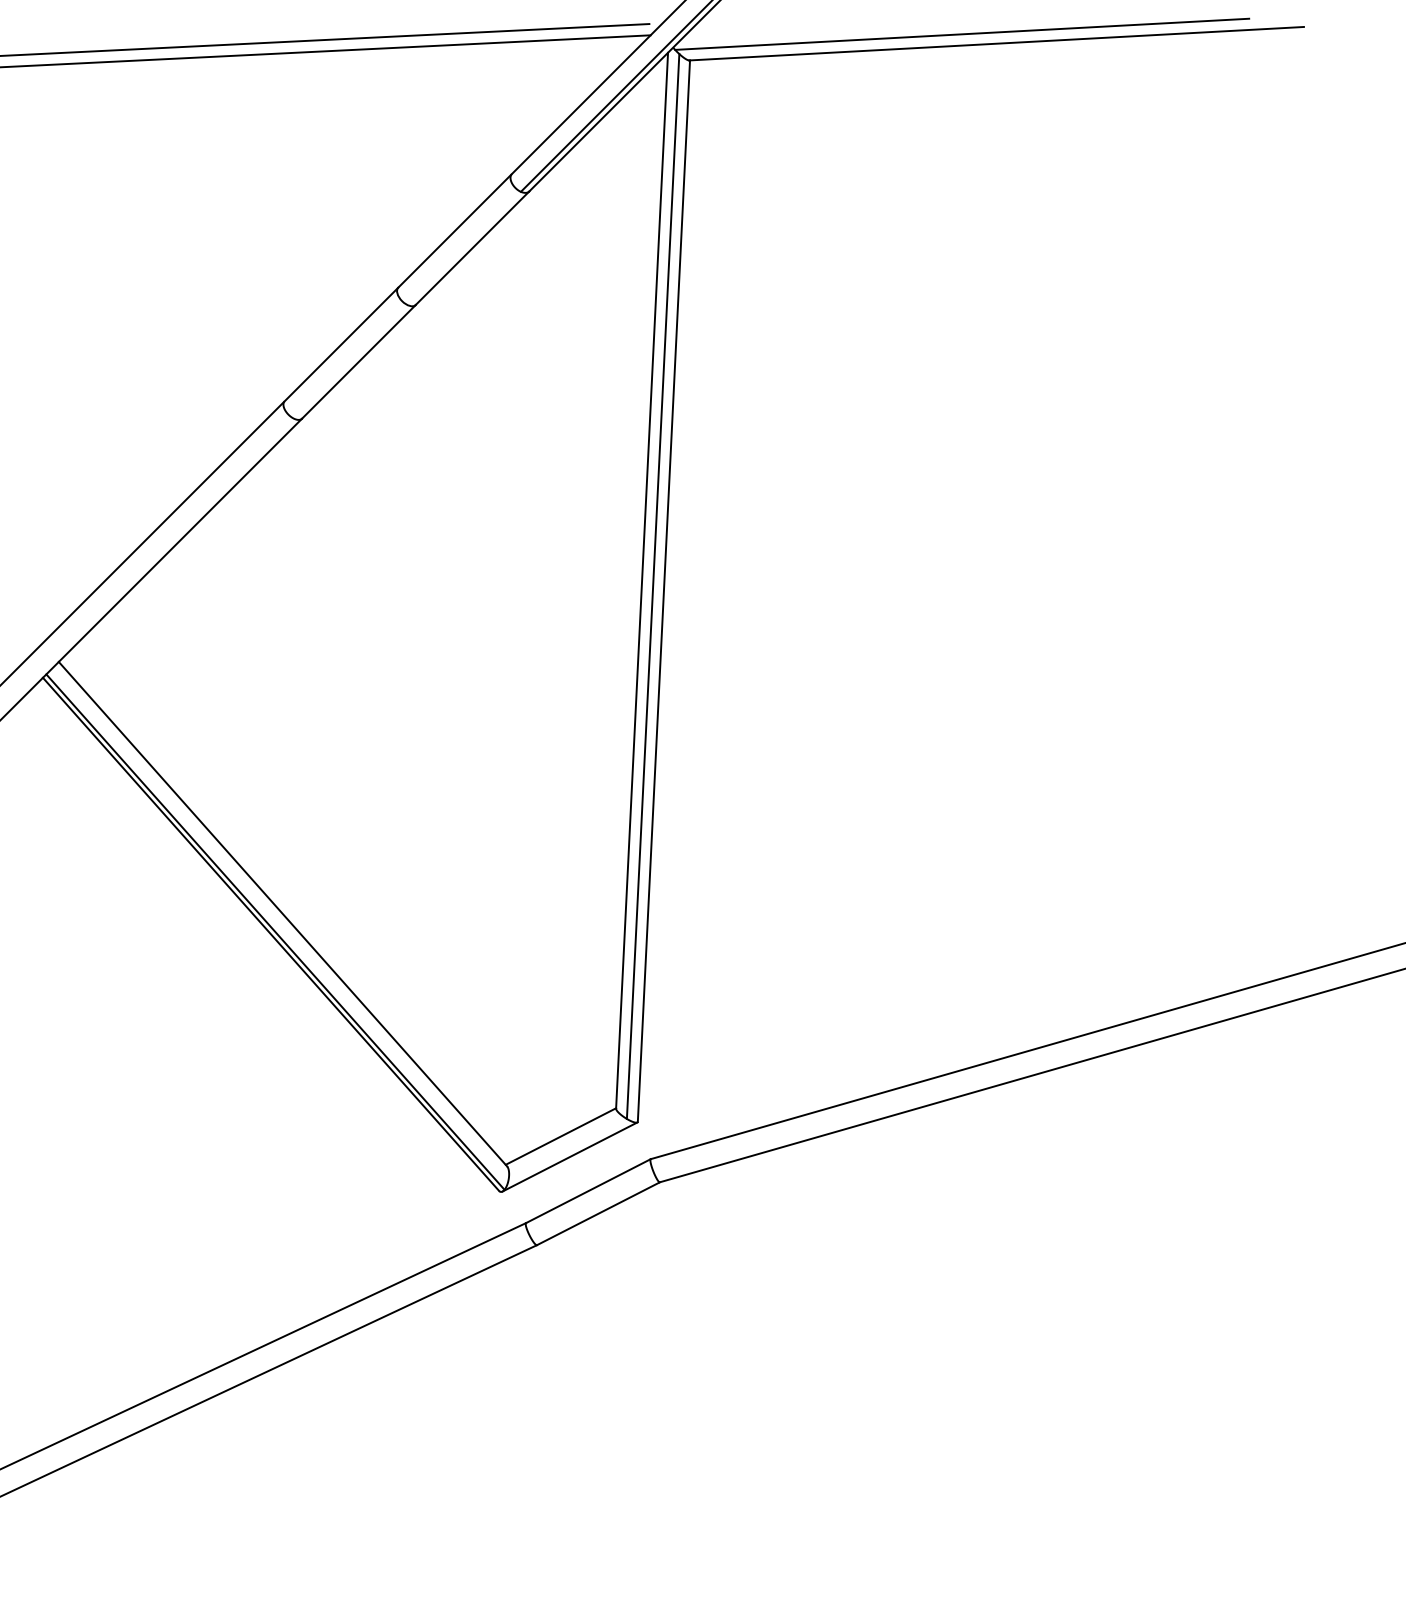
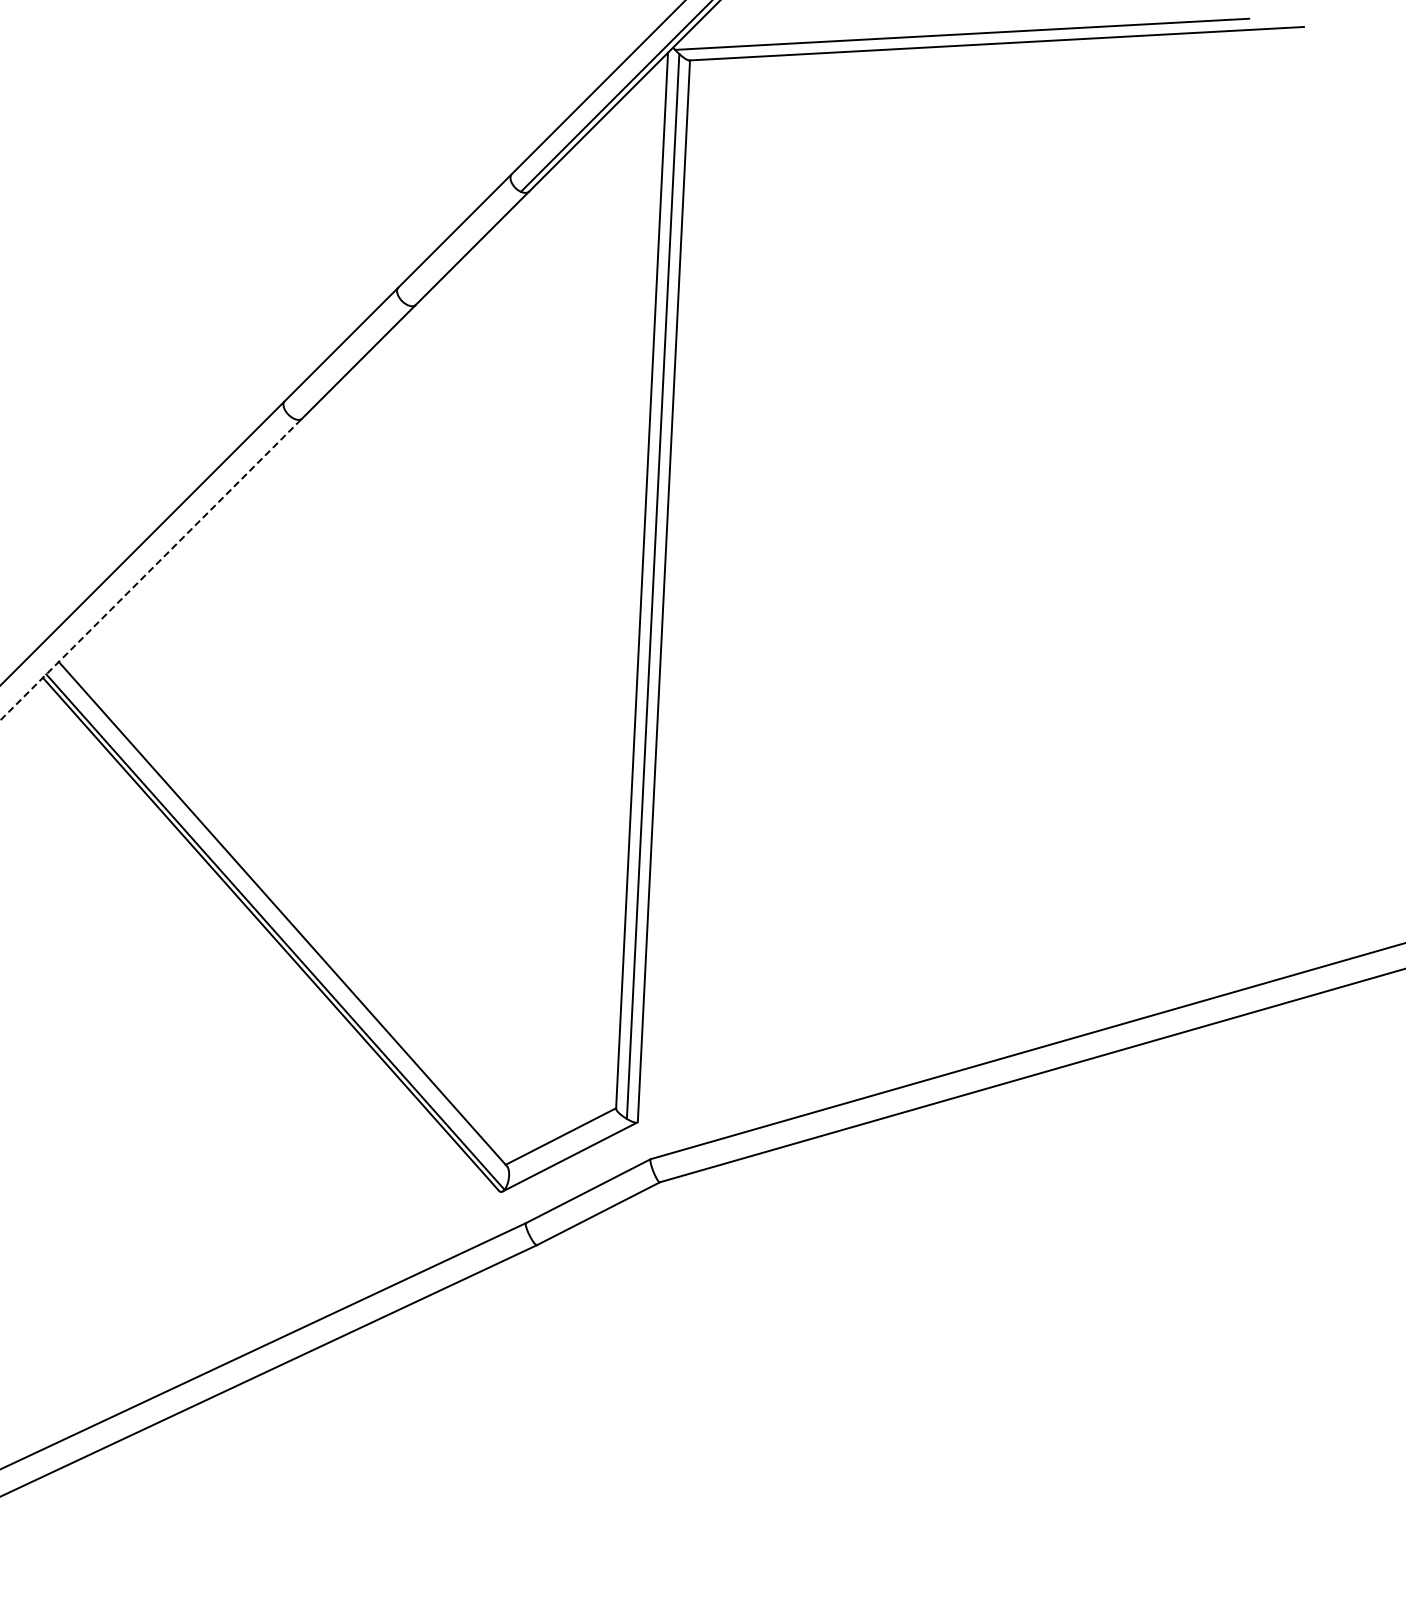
line: present -> none (325, 39)
line: present -> none (326, 51)
line: solid -> dashed (151, 569)
